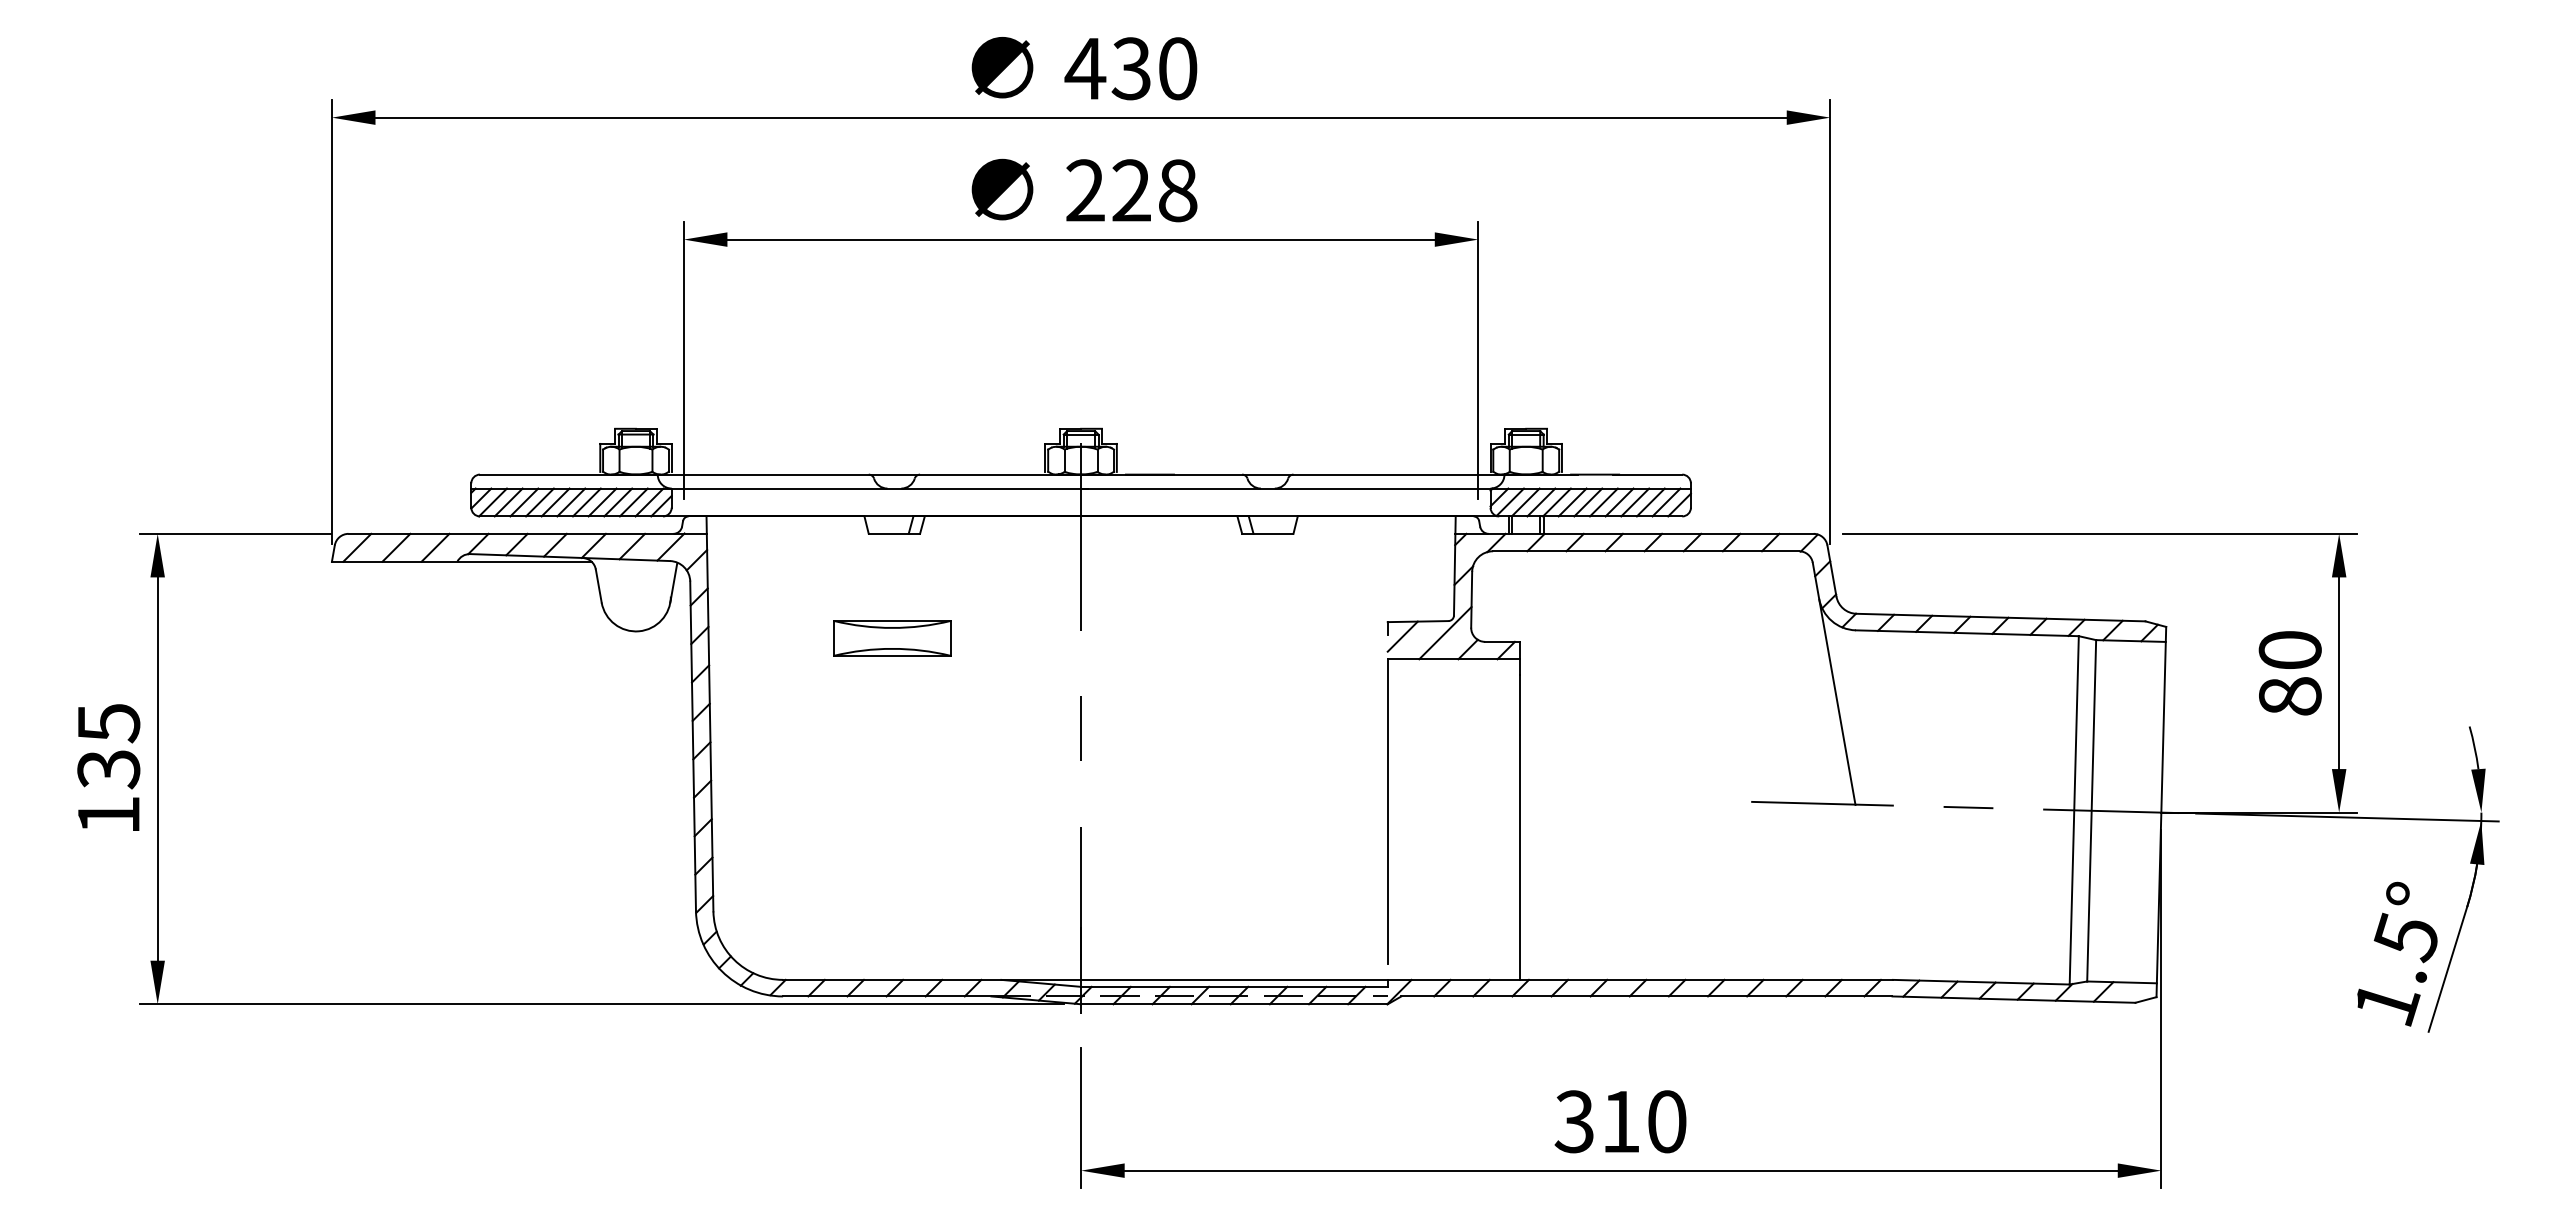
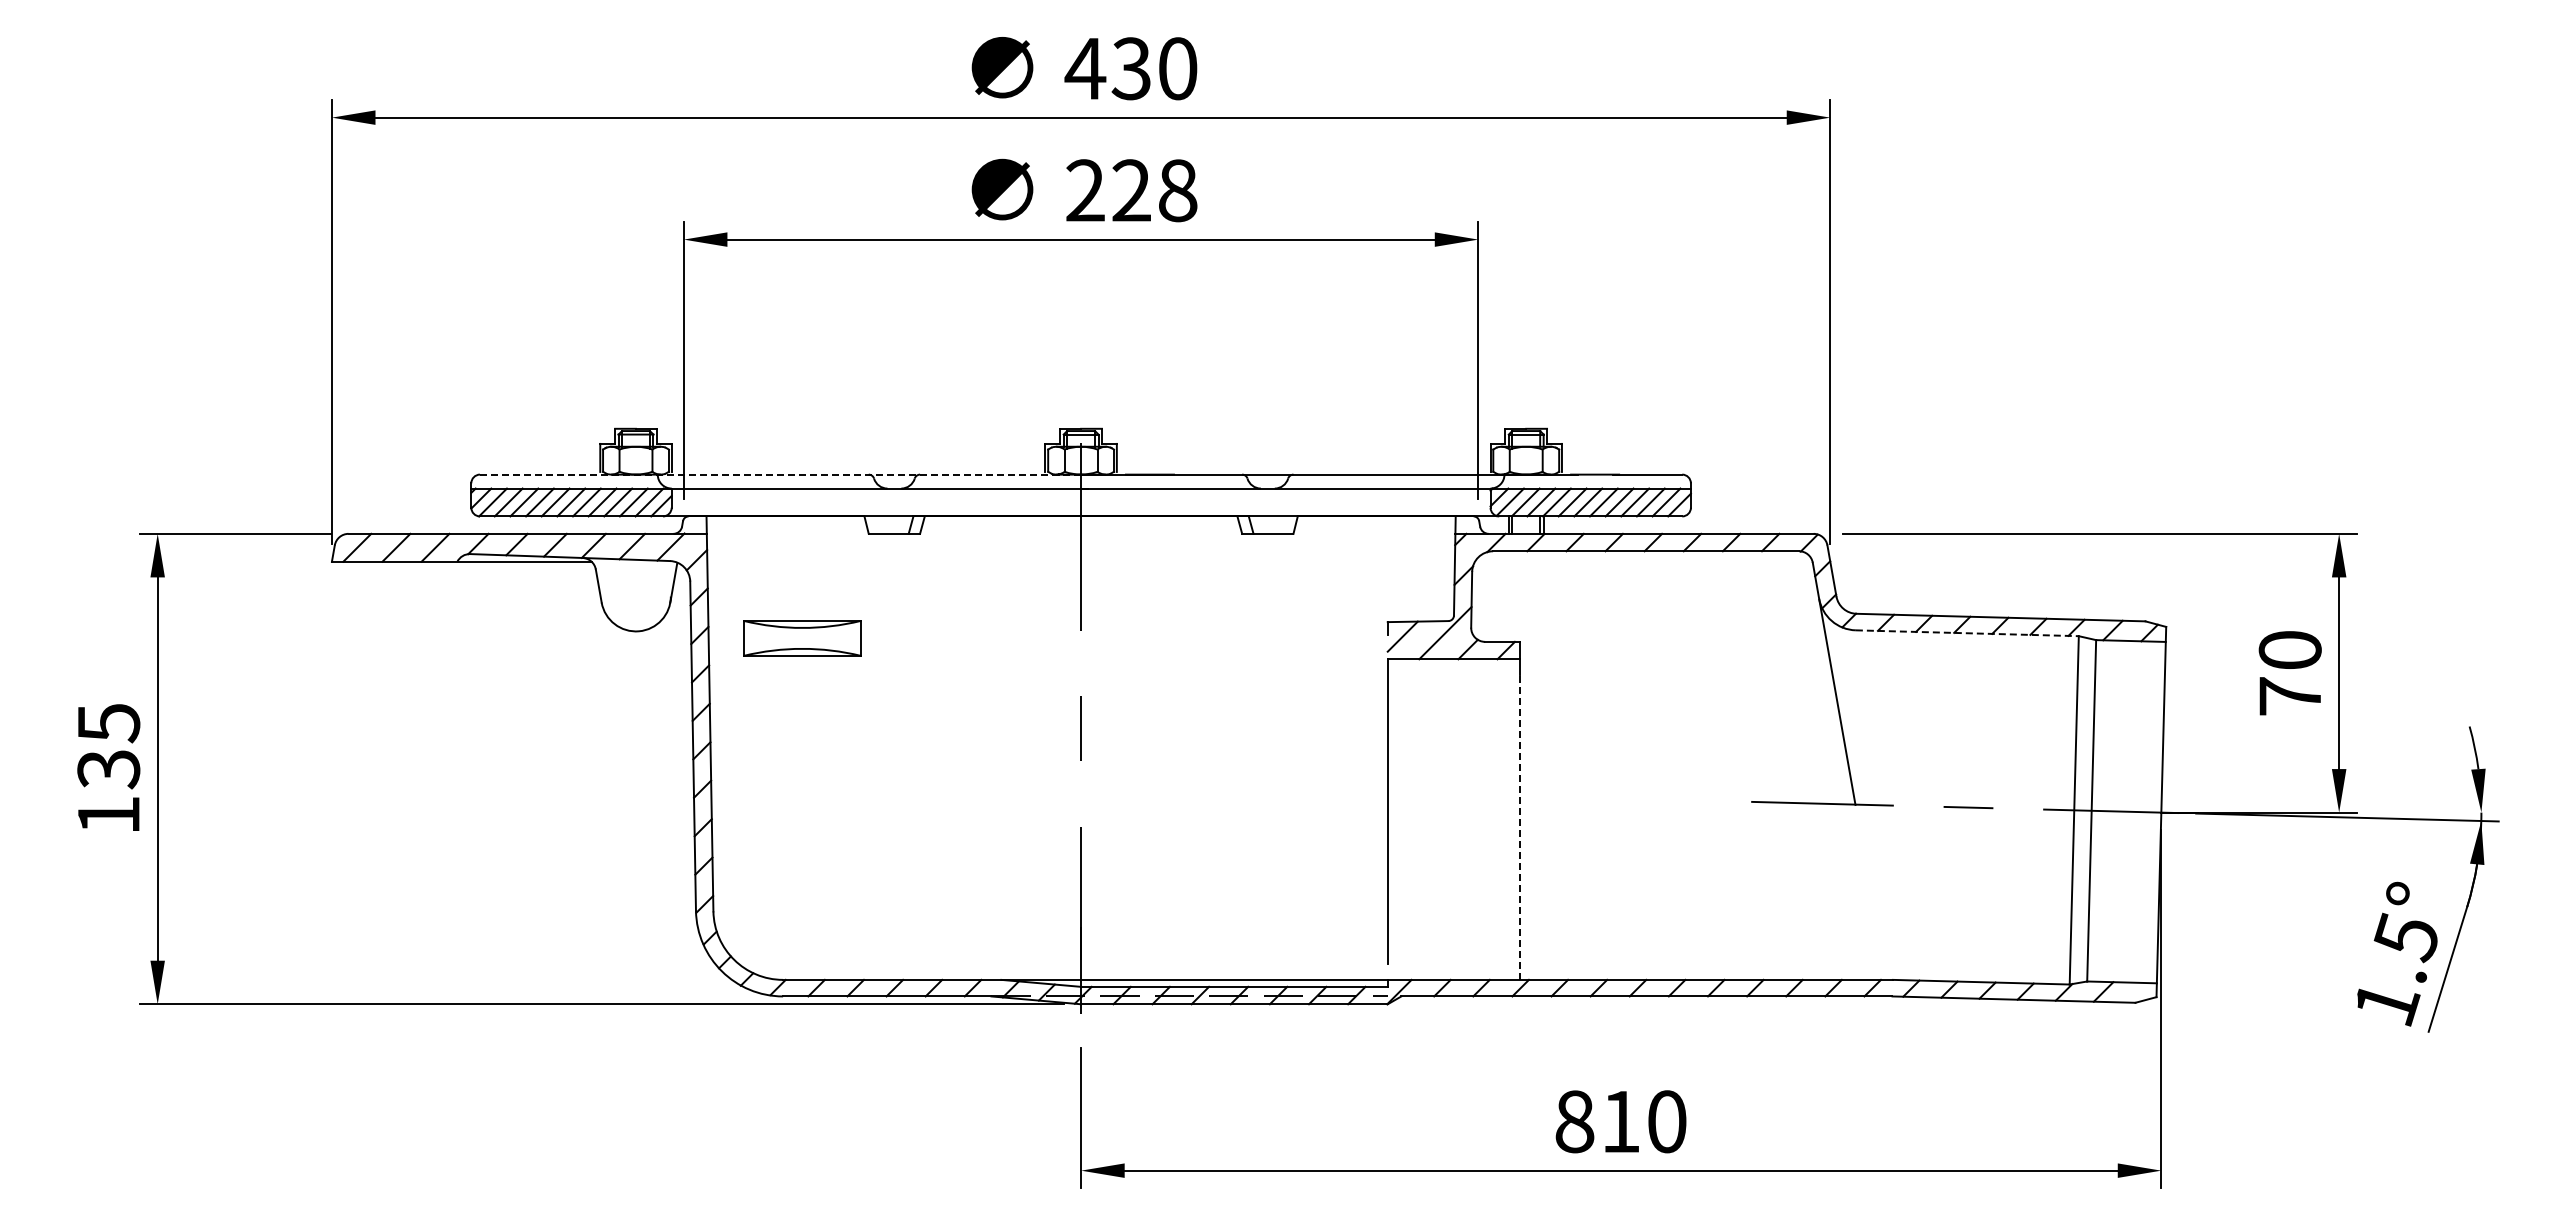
line: solid -> dashed (780, 474)
line: solid -> dashed (1967, 633)
part position: (892, 638) -> (802, 638) (802, 638)
text: 80 -> 70 (2290, 696)
line: solid -> dashed (1520, 826)
text: 310 -> 810 (1574, 1121)
